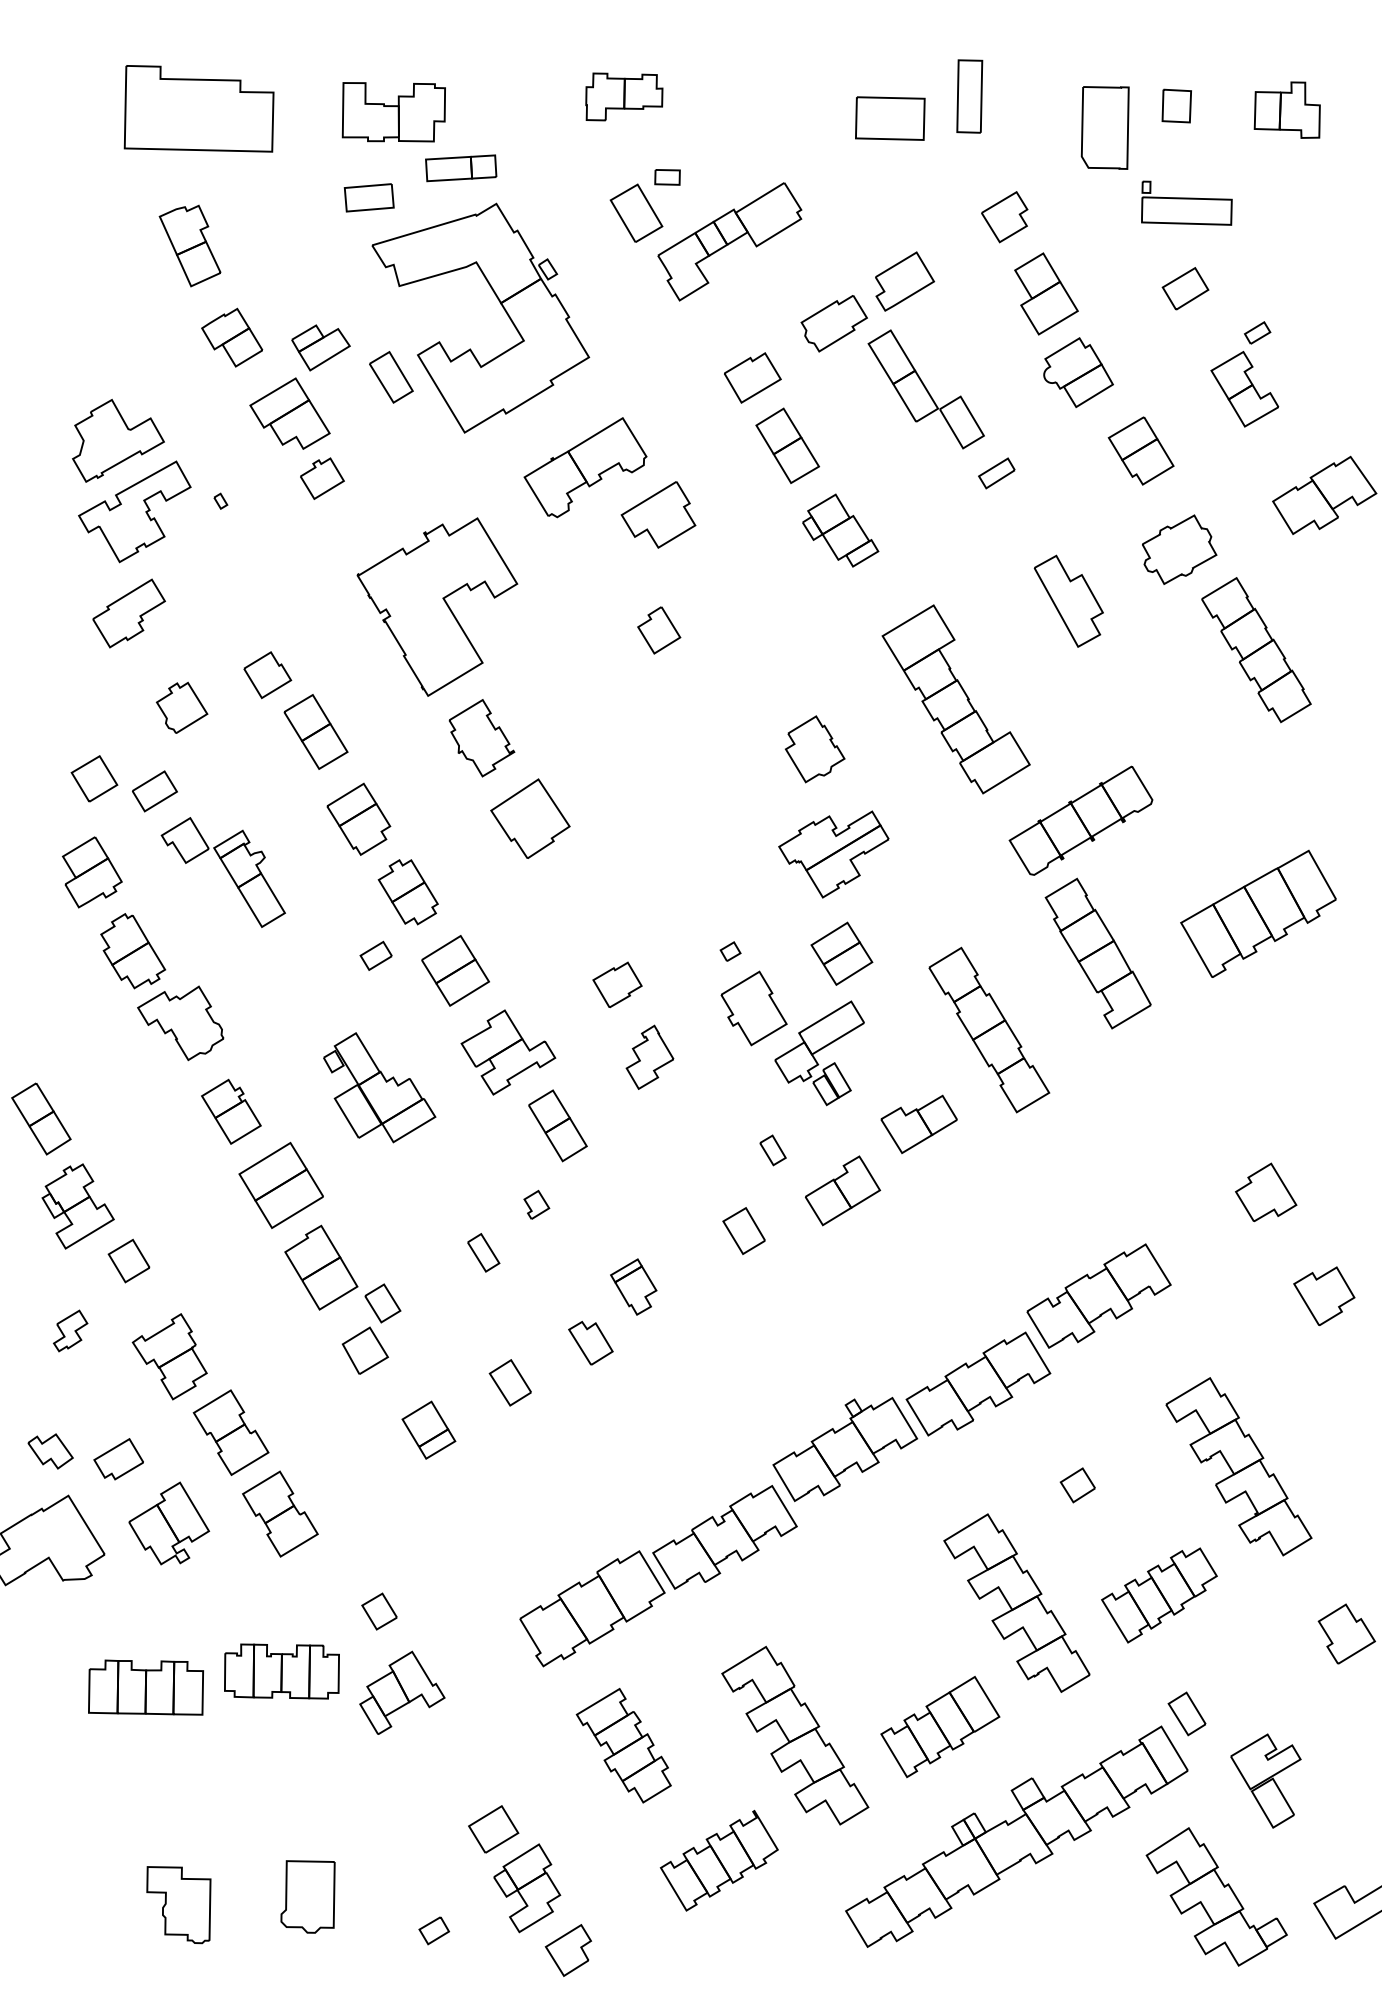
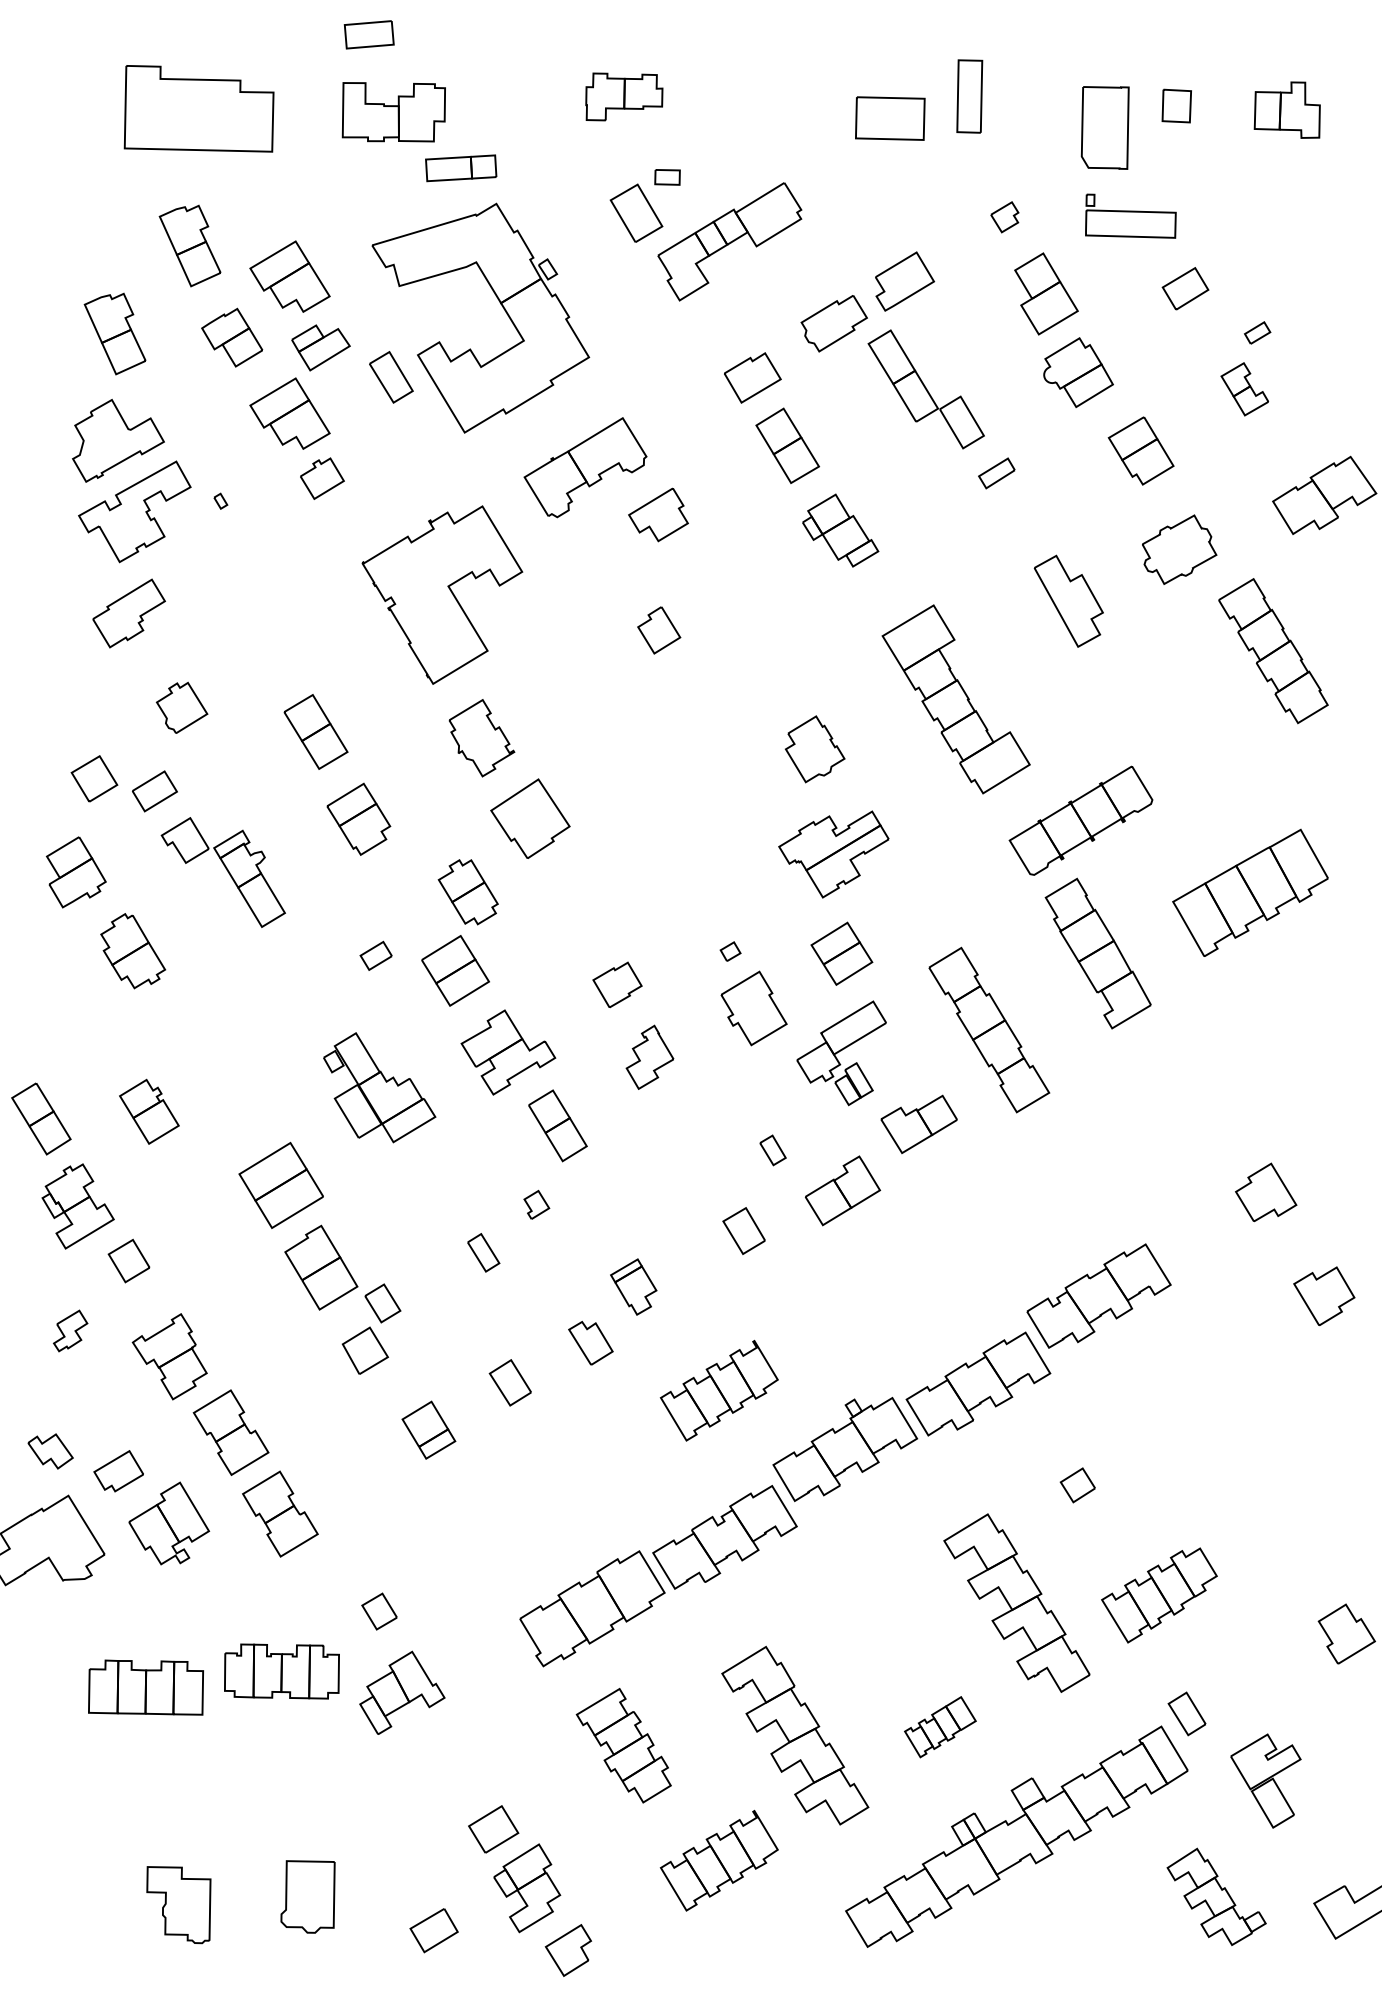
part position: (368, 197) -> (368, 34) (368, 34)
part position: (1186, 202) -> (1130, 215) (1130, 215)
part size: 48x53 px -> 30x33 px (1004, 217)
part: none -> present (289, 276)
part: none -> present (114, 333)
part size: 70x77 px -> 49x55 px (1244, 389)
part size: 77x68 px -> 61x56 px (658, 514)
part position: (437, 606) -> (442, 594) (442, 594)
part position: (1256, 650) -> (1273, 651) (1273, 651)
part: present -> none (267, 675)
part position: (92, 872) -> (76, 872) (76, 872)
part position: (407, 892) -> (467, 892) (467, 892)
part position: (1258, 913) -> (1250, 892) (1250, 892)
part: present -> none (180, 1023)
part position: (819, 1053) -> (841, 1053) (841, 1053)
part position: (231, 1111) -> (149, 1111) (149, 1111)
part: none -> present (718, 1390)
part position: (118, 1459) -> (118, 1471) (118, 1471)
part: present -> none (1238, 1466)
part size: 121x103 px -> 73x63 px (940, 1727)
part size: 143x140 px -> 101x99 px (1216, 1896)
part size: 33x30 px -> 50x46 px (433, 1930)
